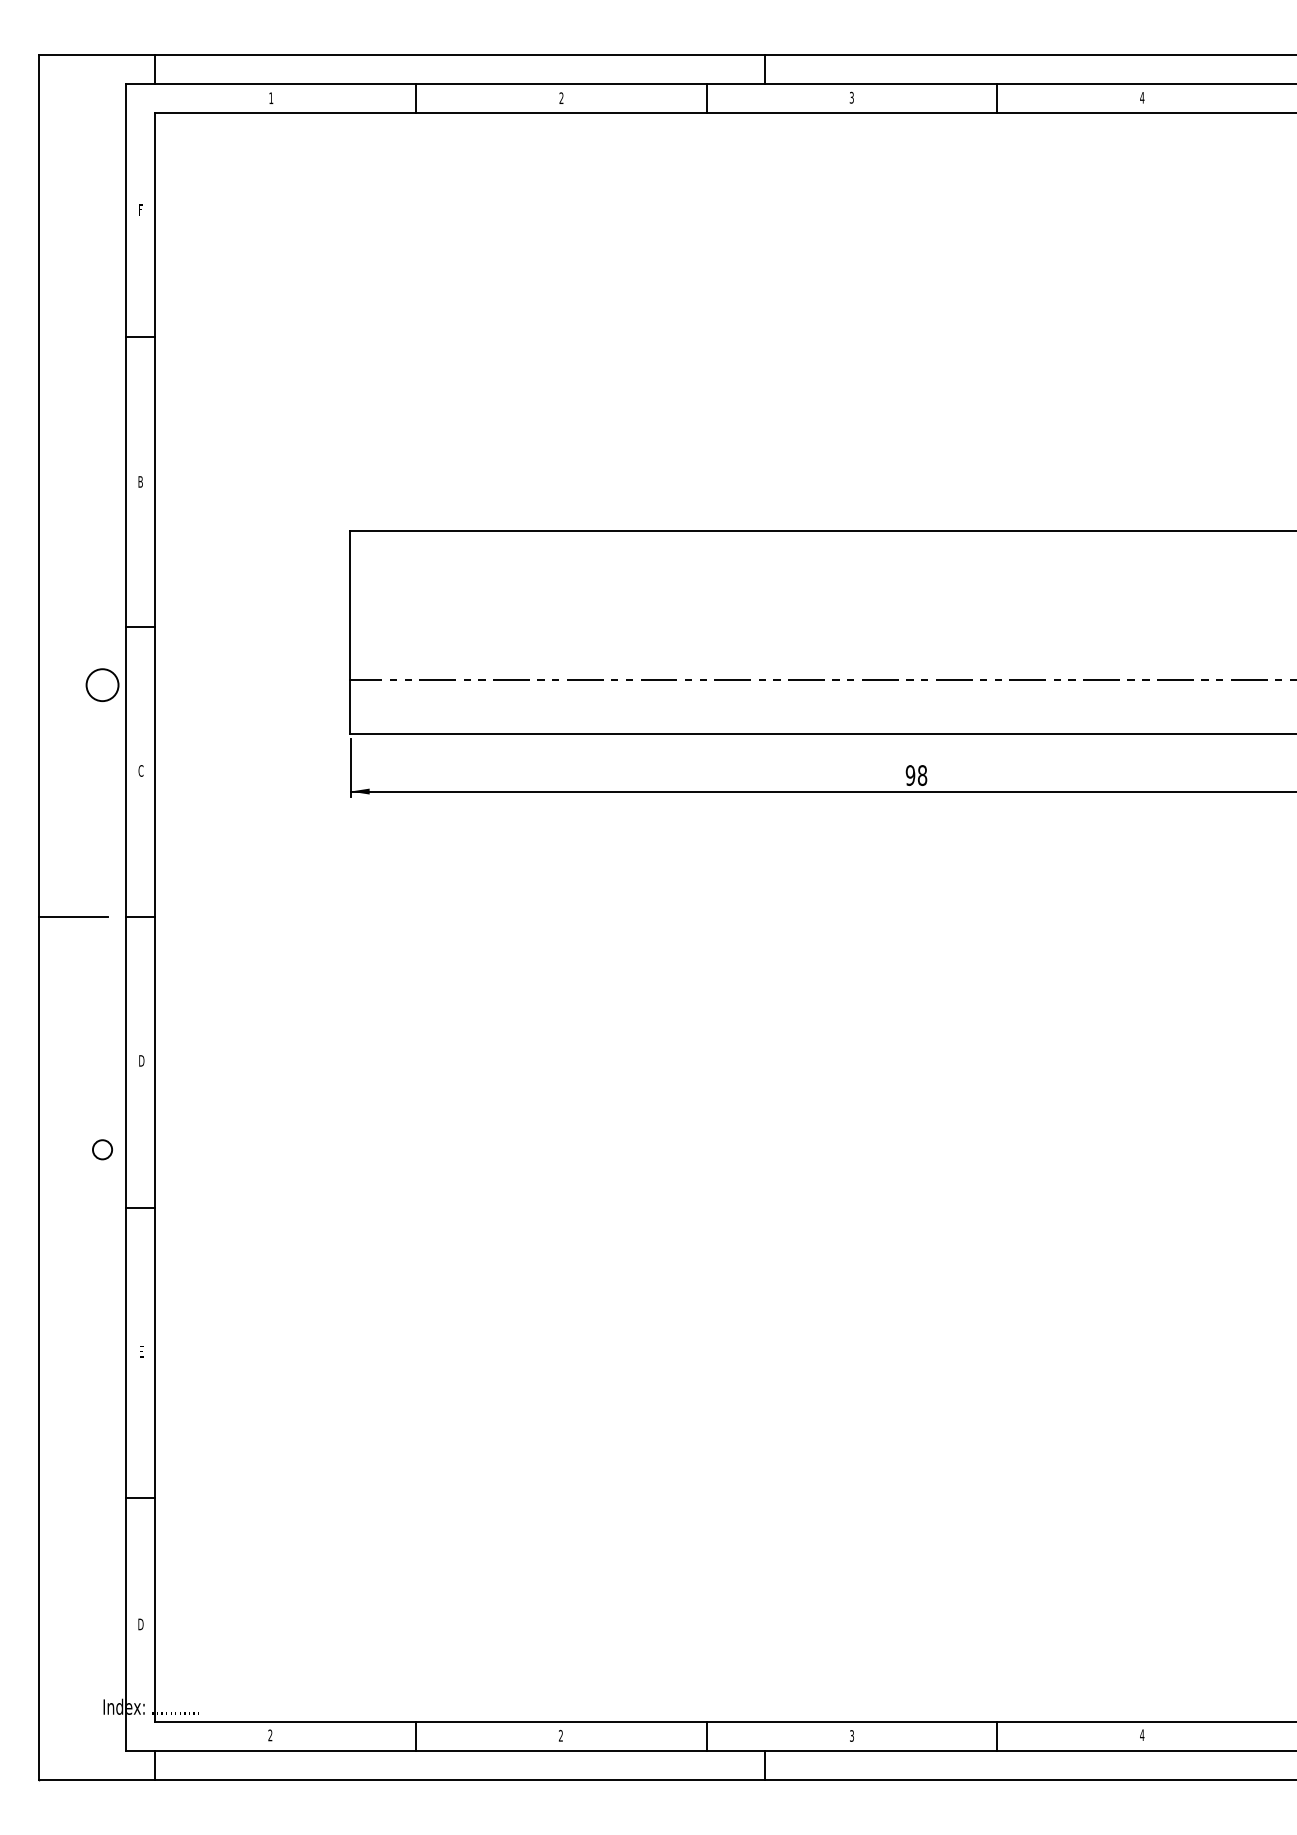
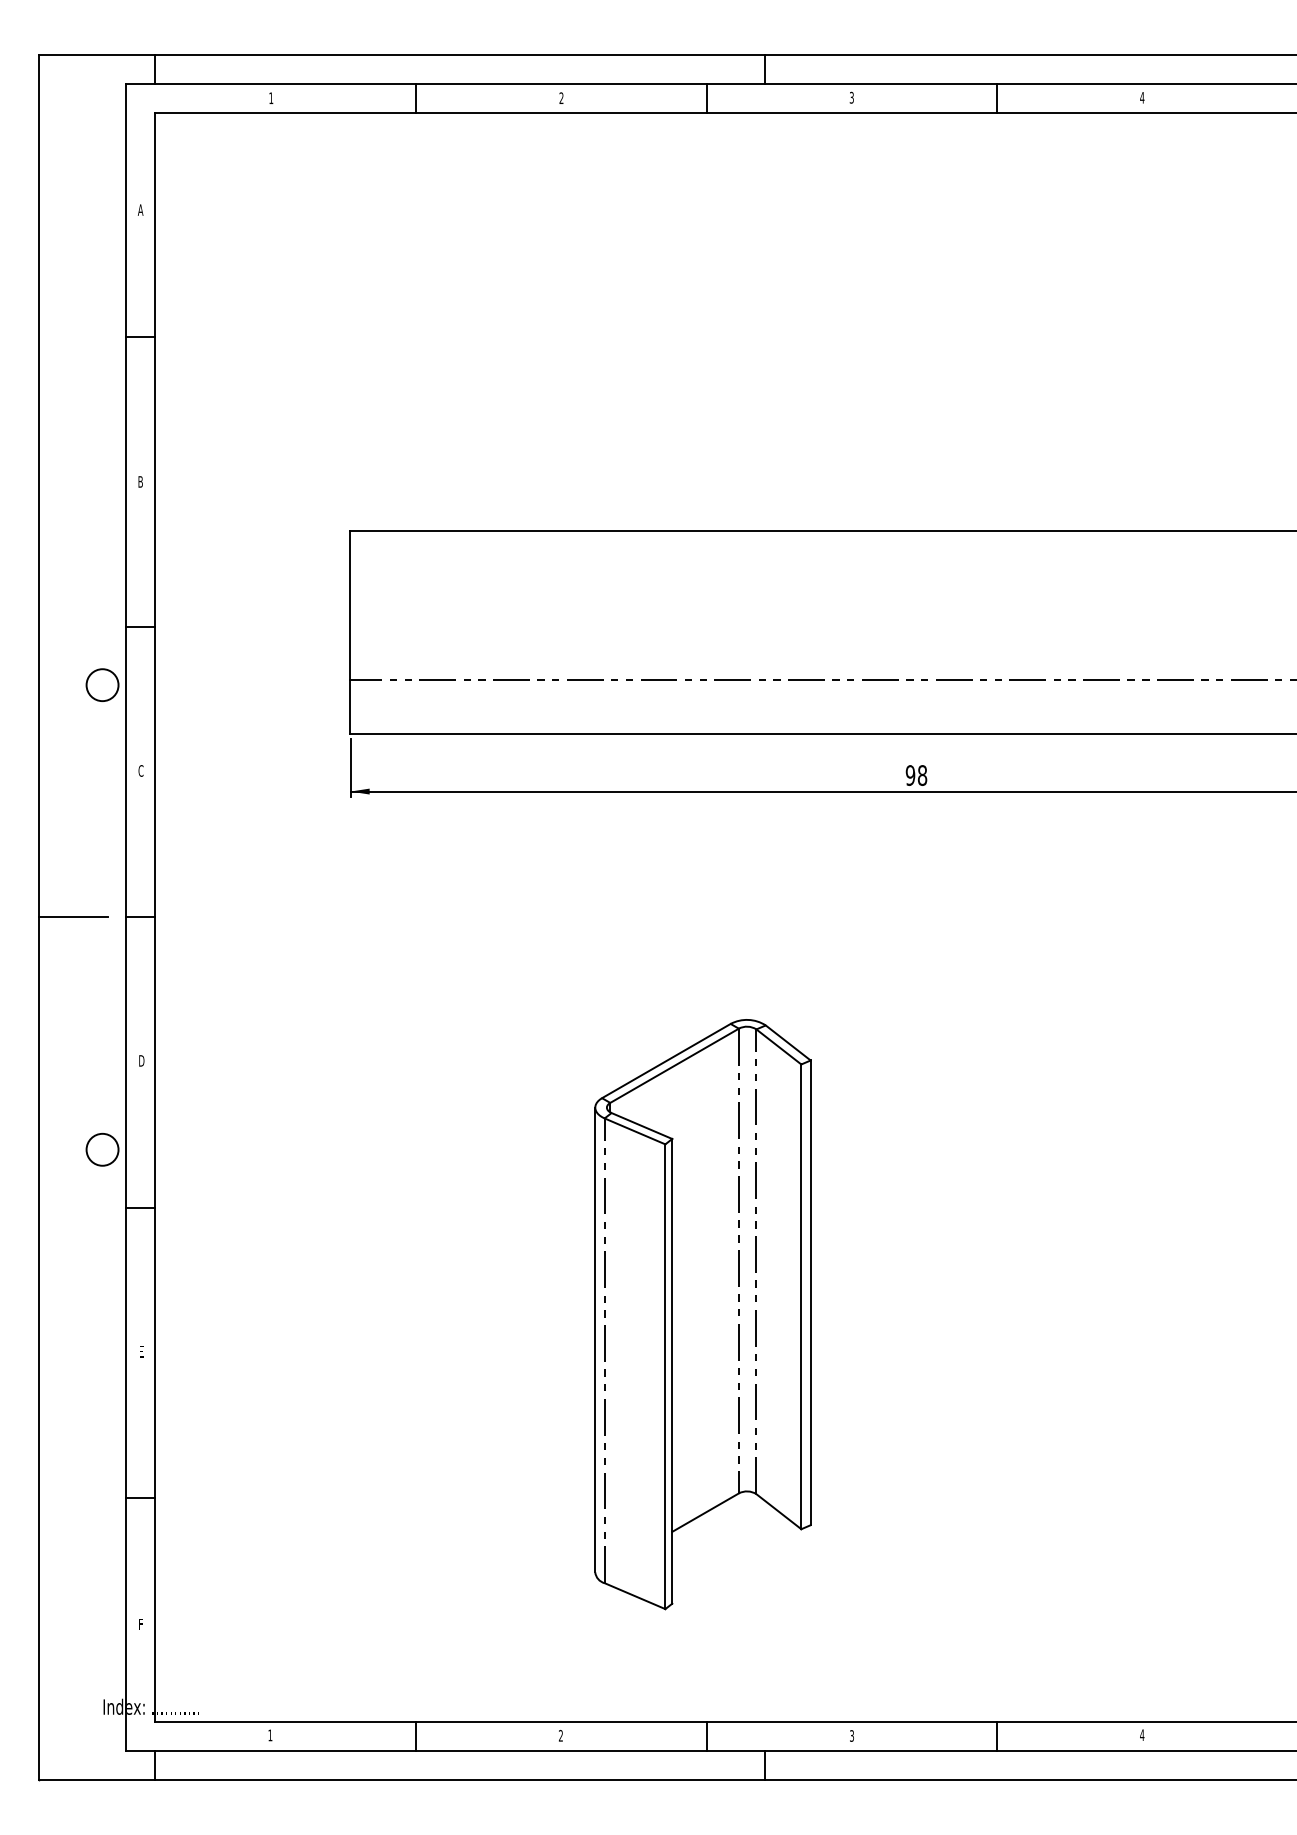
text: F -> A (140, 209)
circle diameter: 19 px -> 32 px (102, 1149)
part: none -> present (702, 1314)
text: D -> F (140, 1624)
text: 2 -> 1 (270, 1735)
